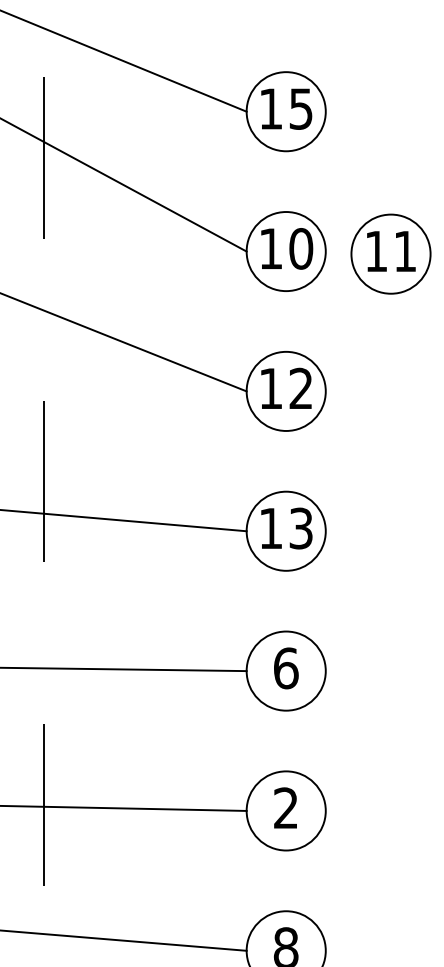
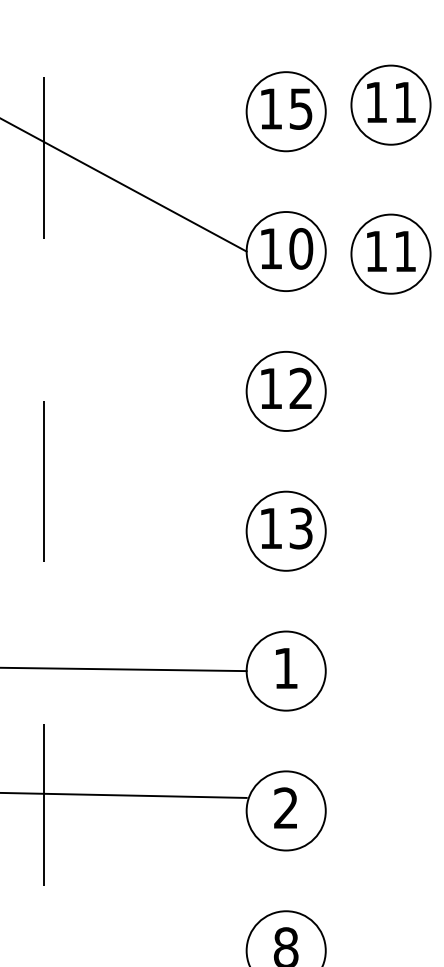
line: present -> none (124, 61)
part: none -> present (390, 104)
line: present -> none (124, 342)
line: present -> none (124, 520)
text: 6 -> 1 (286, 668)
line position: (124, 807) -> (124, 794) (124, 794)
line: present -> none (124, 940)
